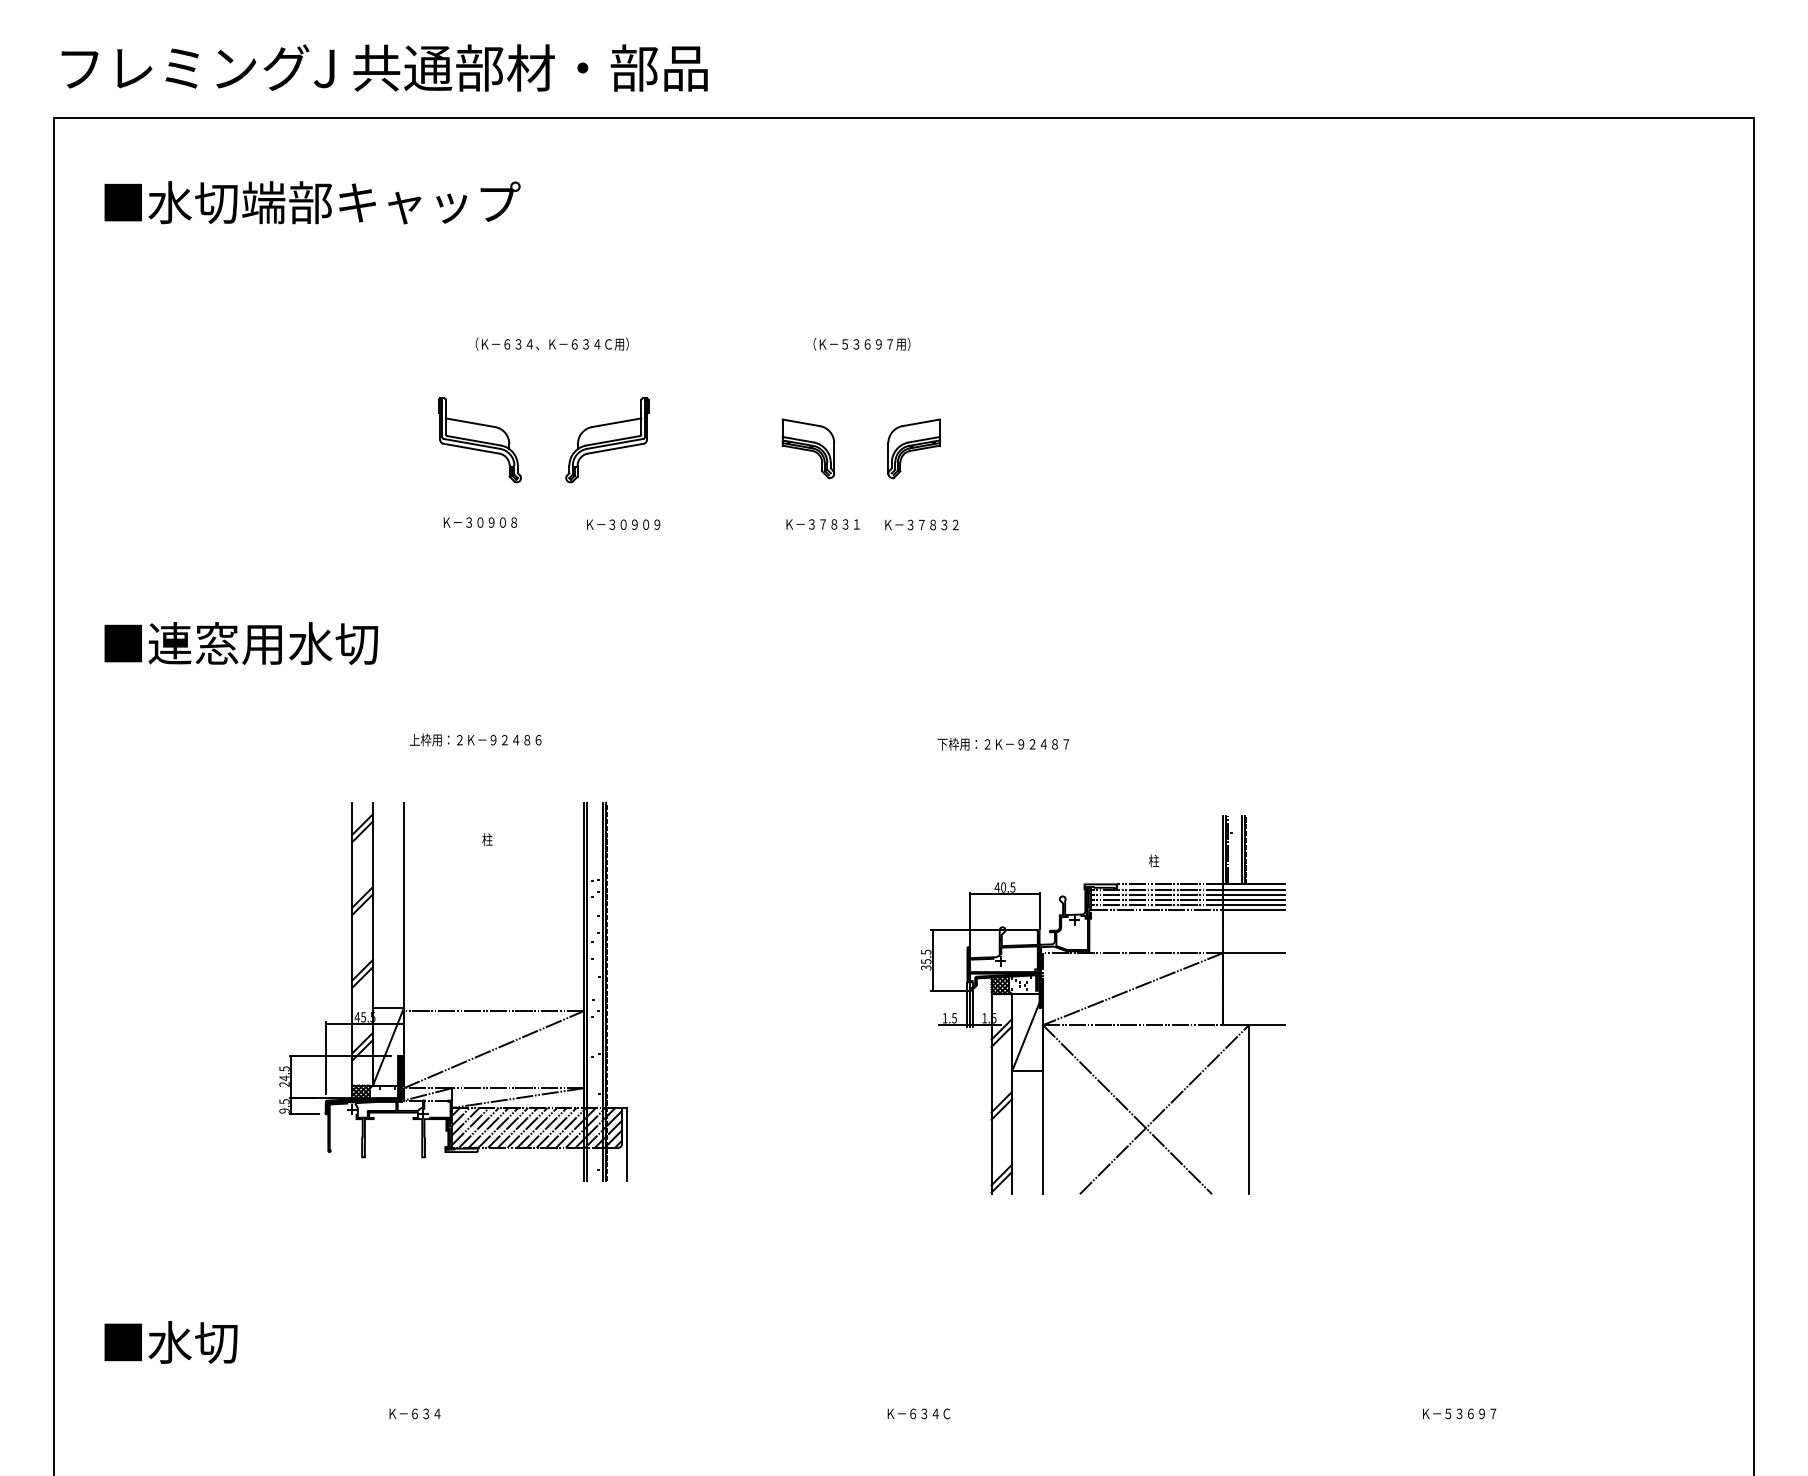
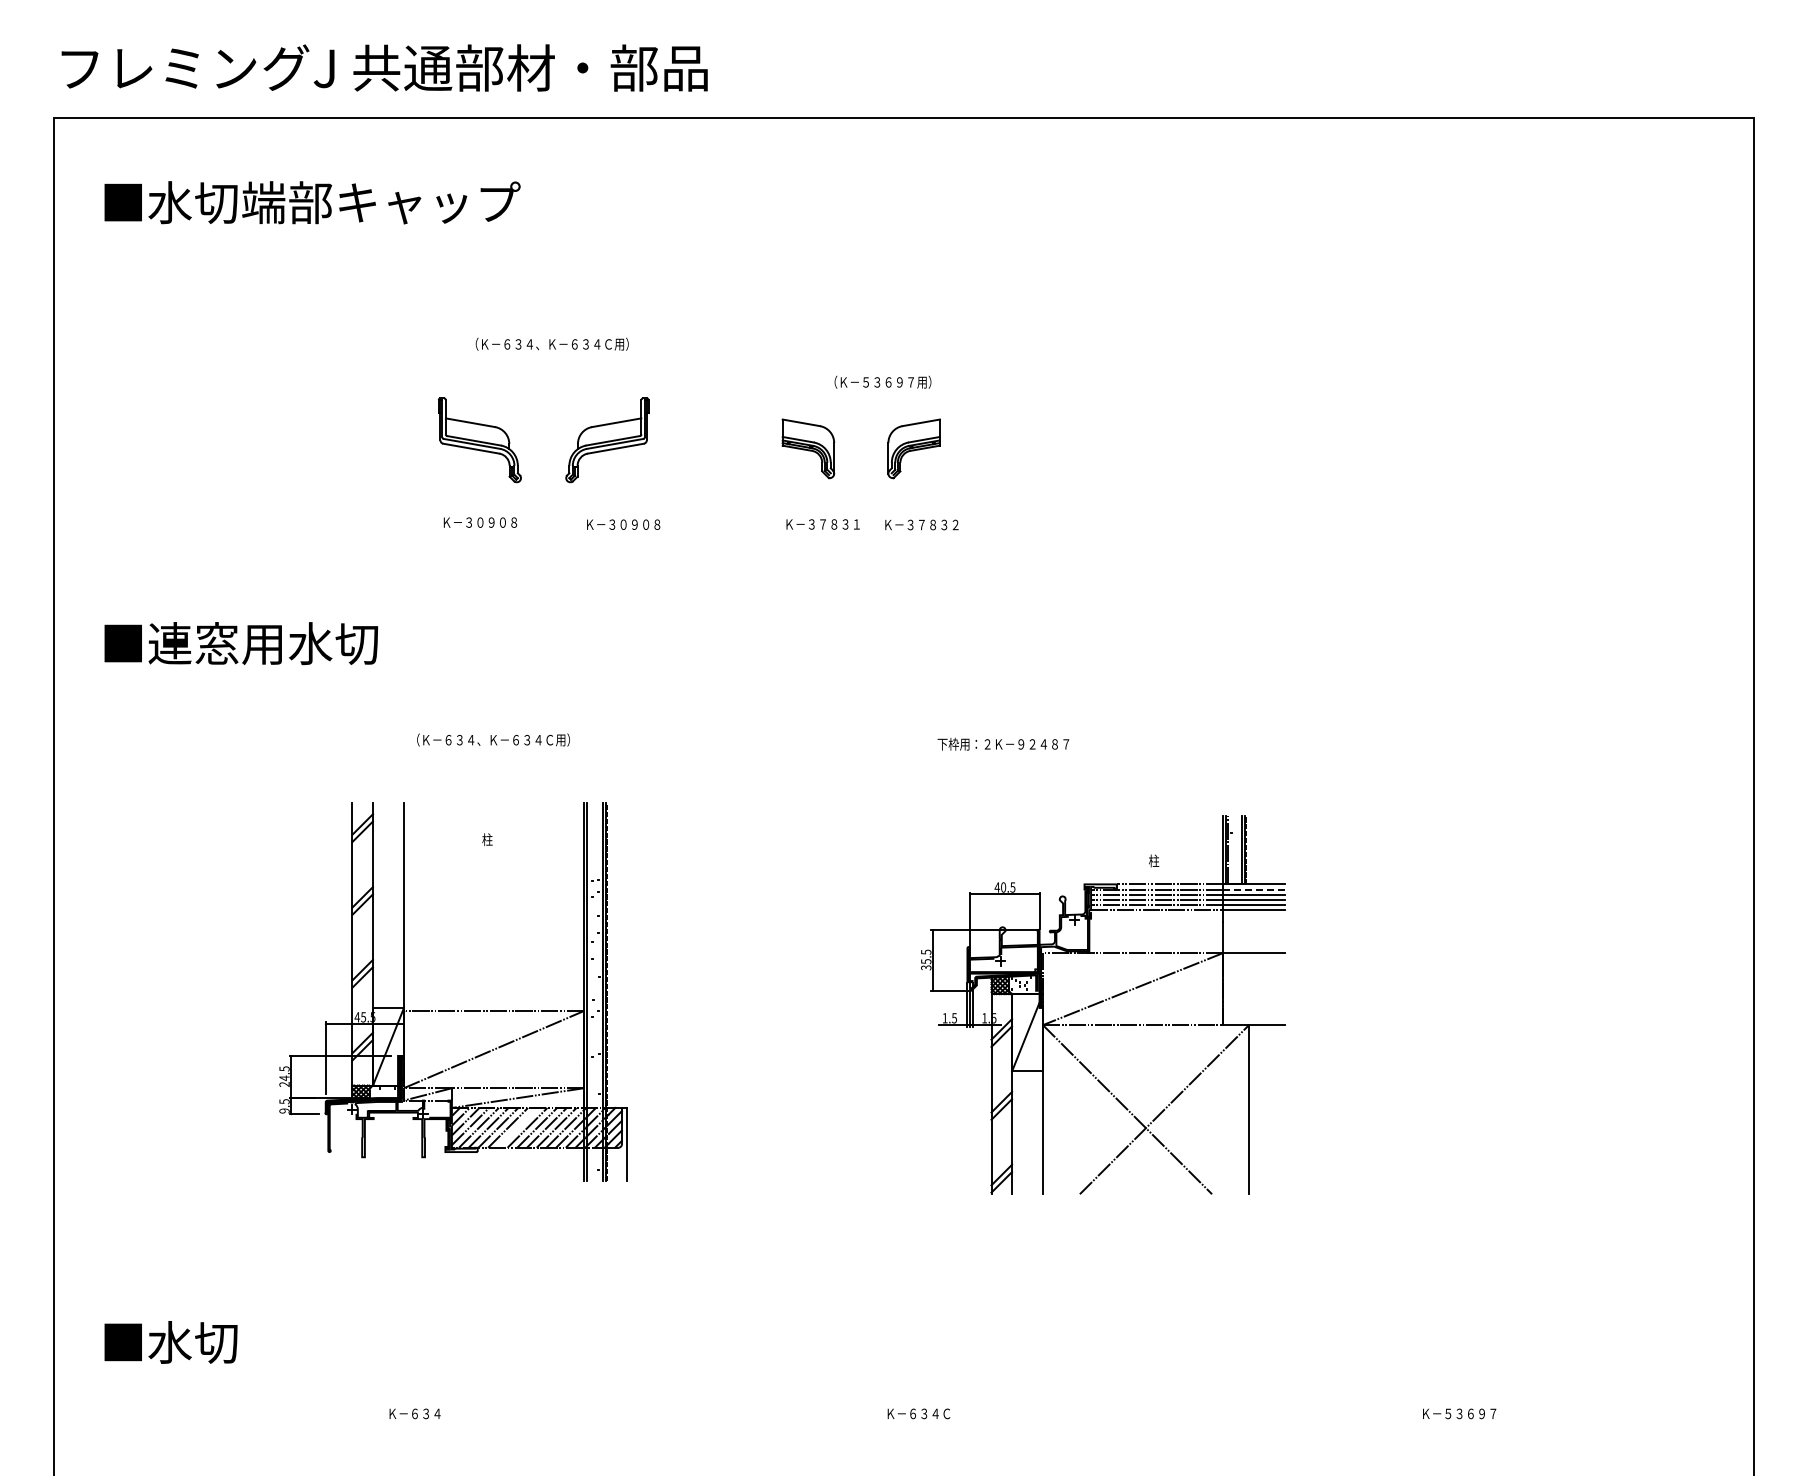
text position: (861, 343) -> (882, 381) (882, 381)
text: Ｋ－３０９０９ -> Ｋ－３０９０８ (657, 524)
text: 上枠用：２Ｋ－９２４８６ -> （Ｋ－６３４、Ｋ－６３４Ｃ用） (489, 739)
line: solid -> dashed (1254, 889)
line: present -> none (517, 1127)
